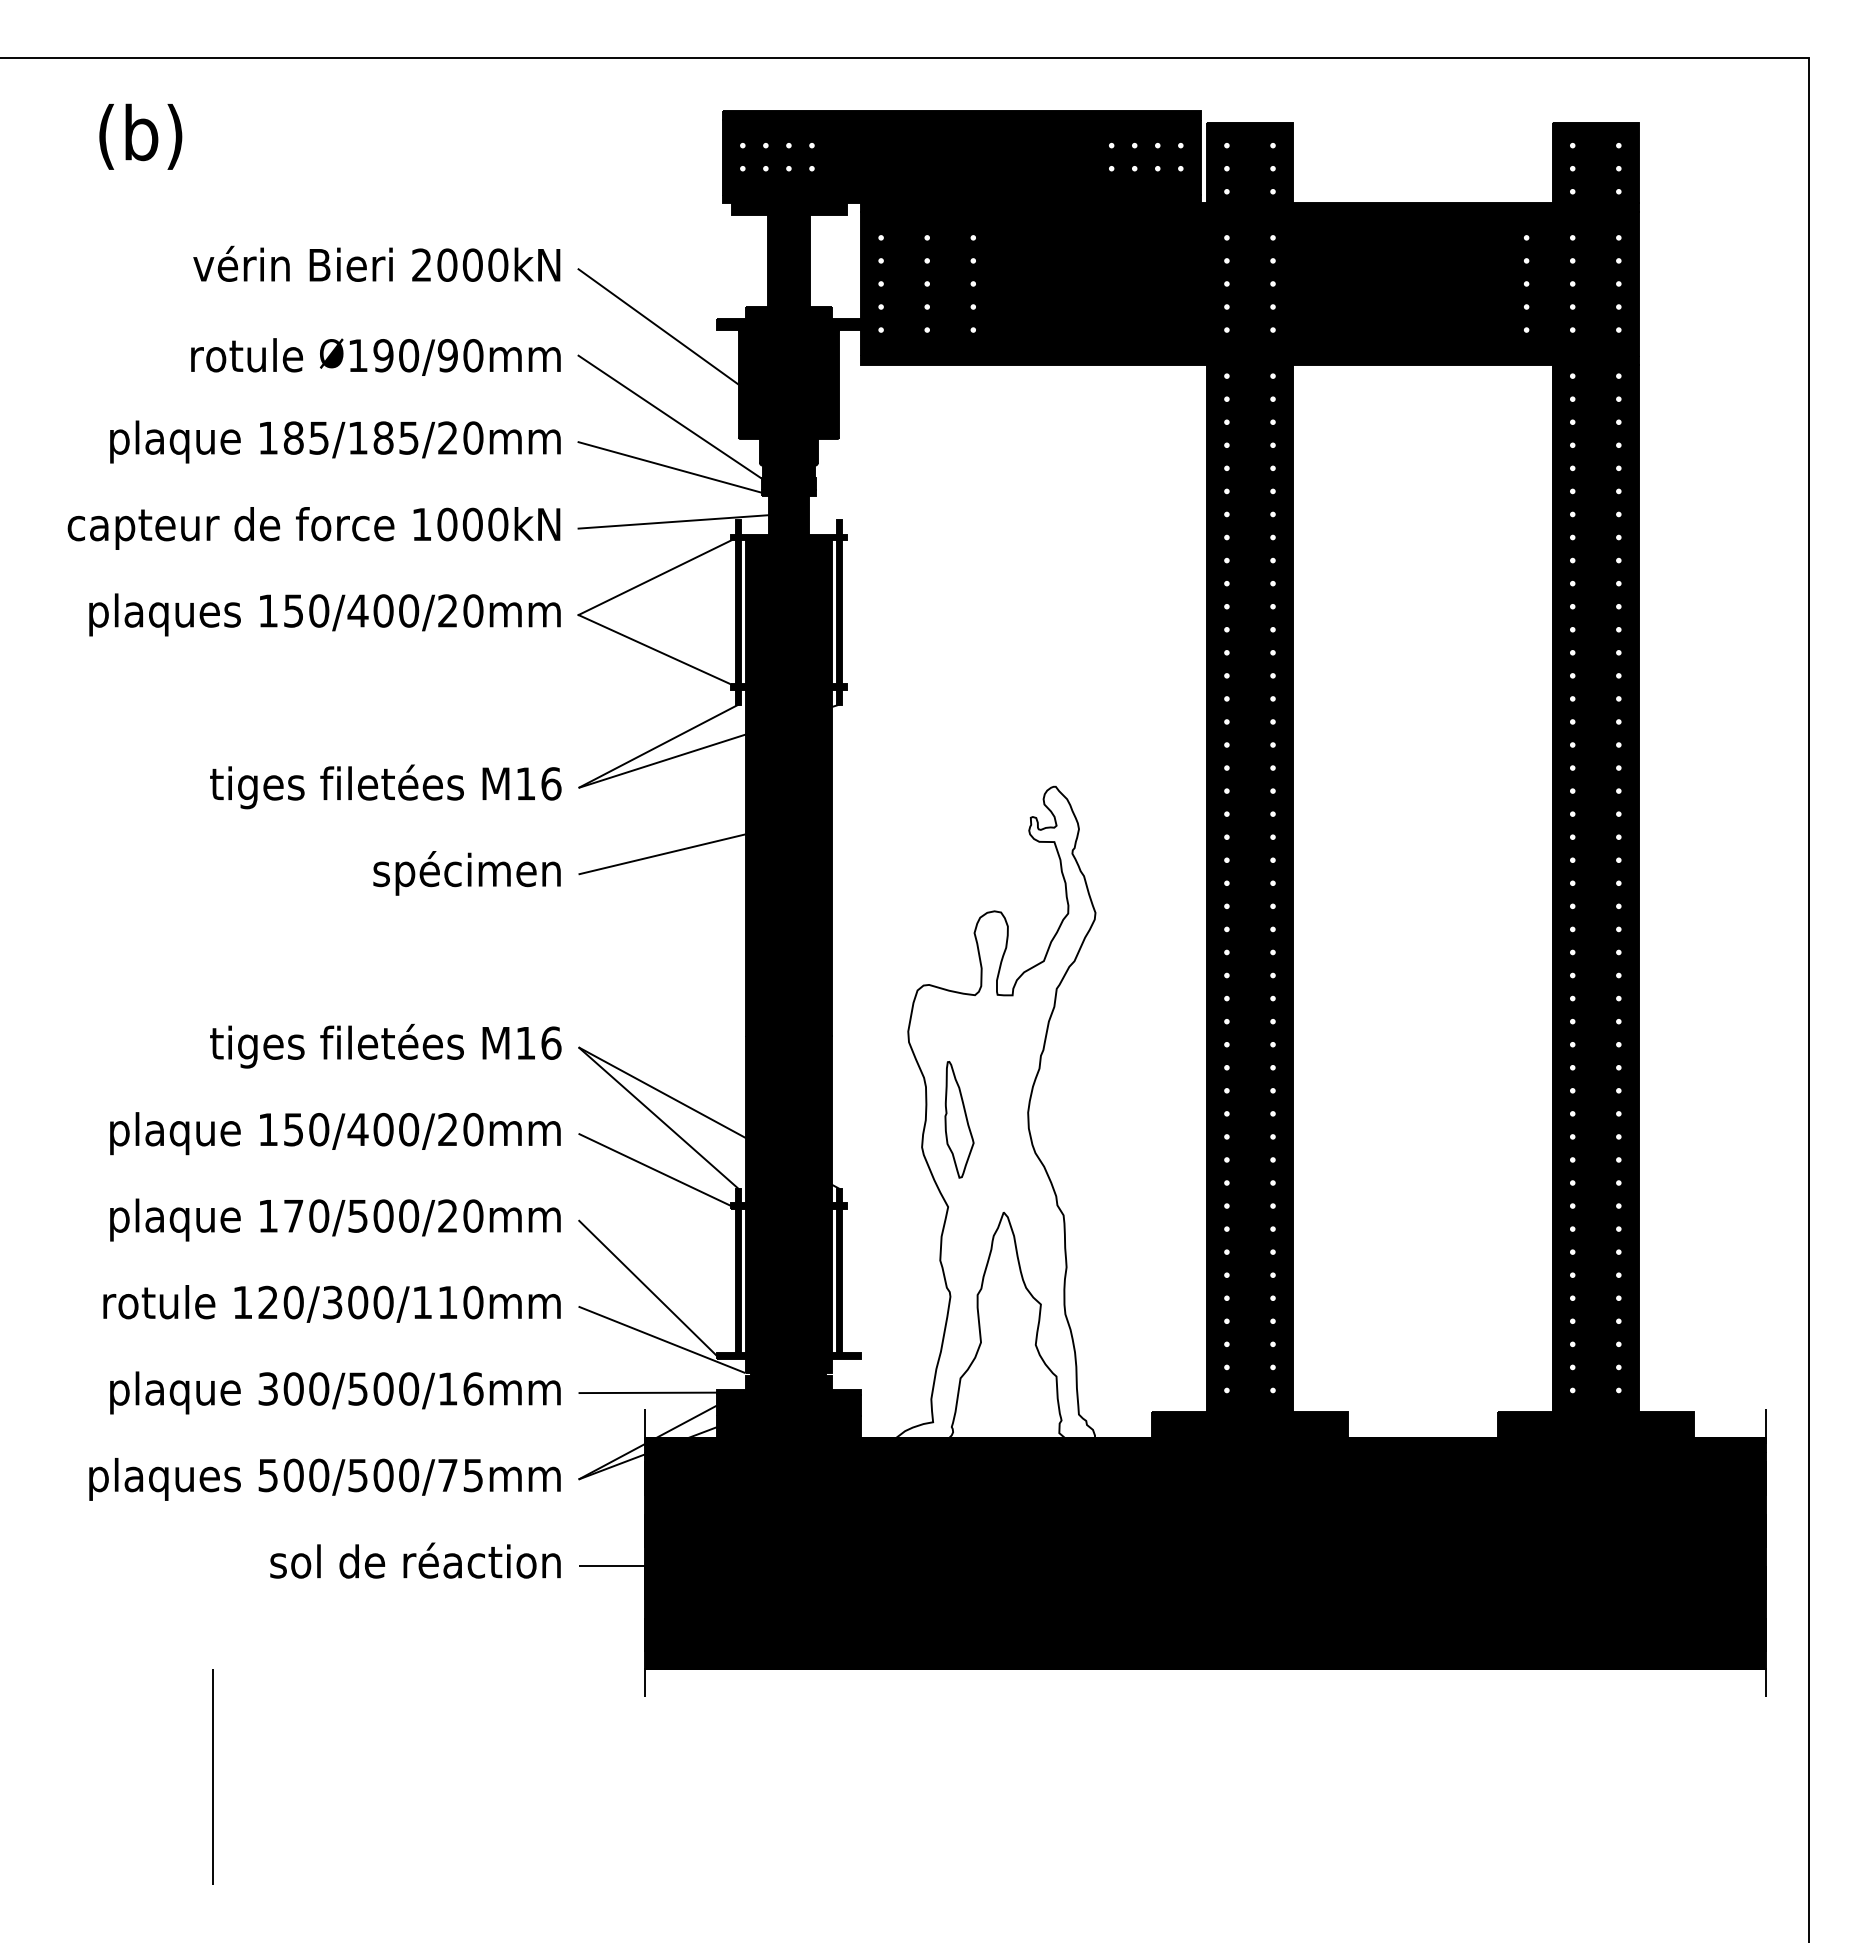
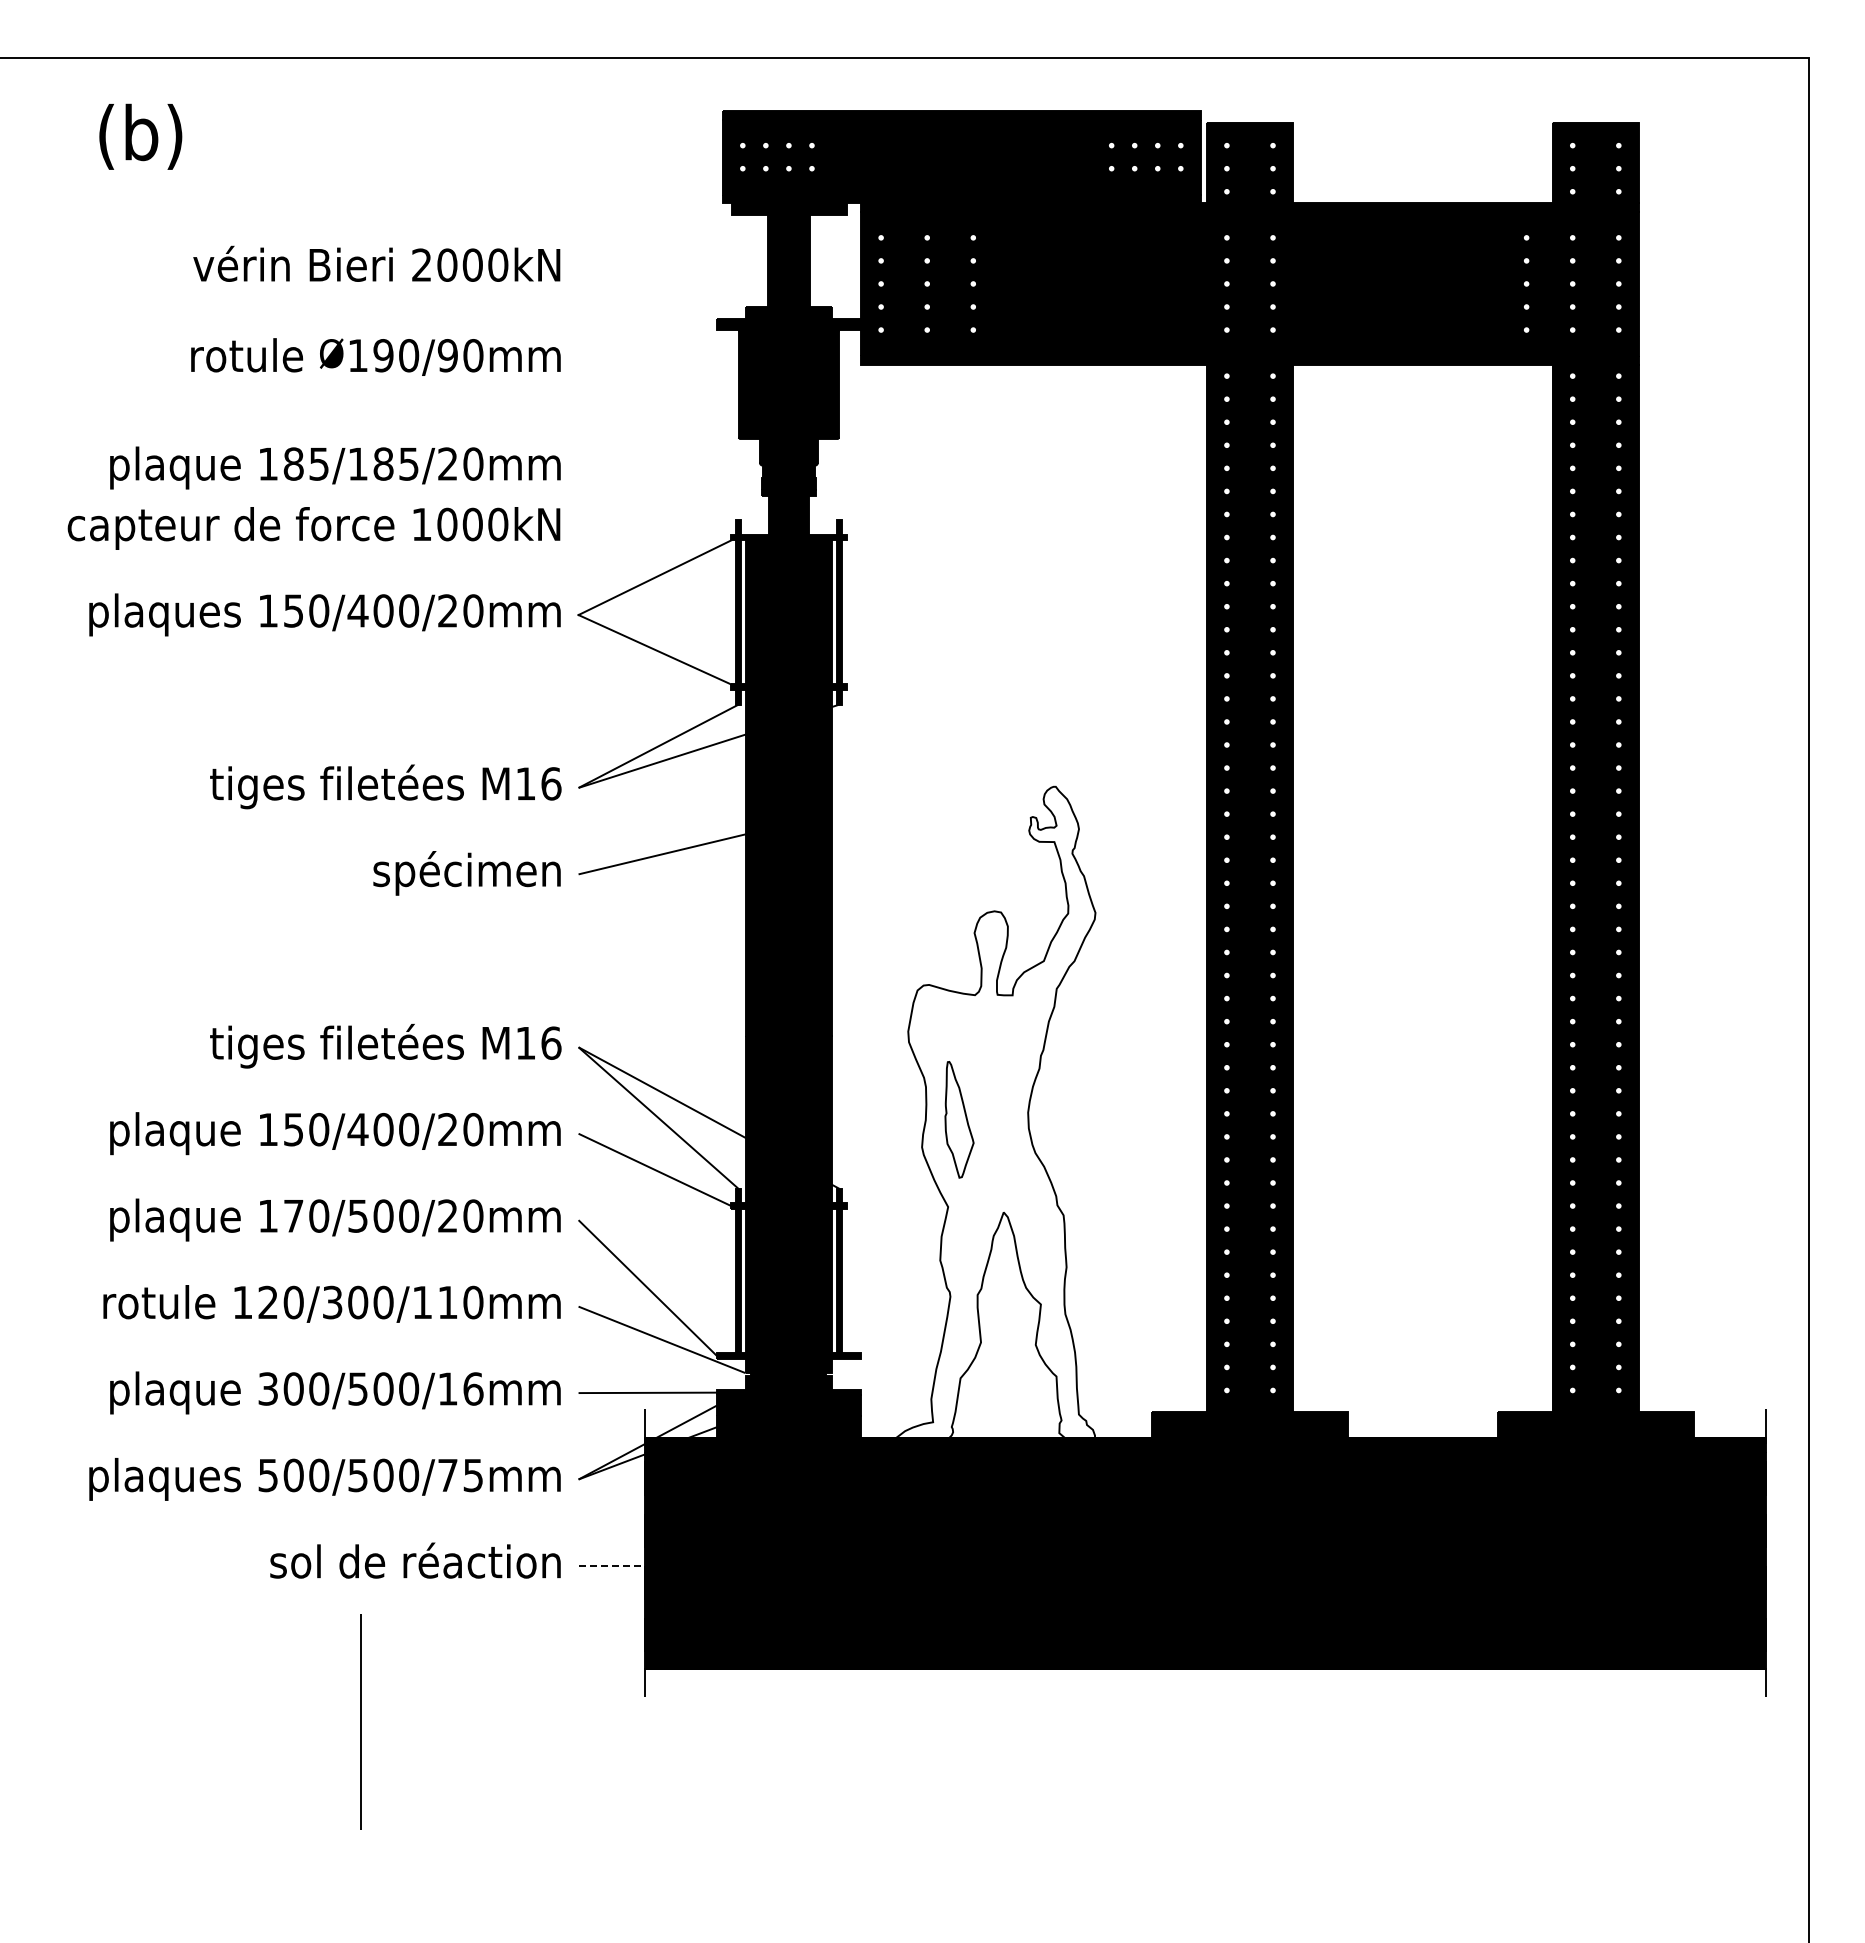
line: present -> none (658, 326)
line: present -> none (669, 416)
text position: (335, 441) -> (335, 467) (335, 467)
line: present -> none (670, 467)
line: present -> none (673, 521)
line: solid -> dashed (612, 1565)
line position: (212, 1776) -> (360, 1721) (360, 1721)
